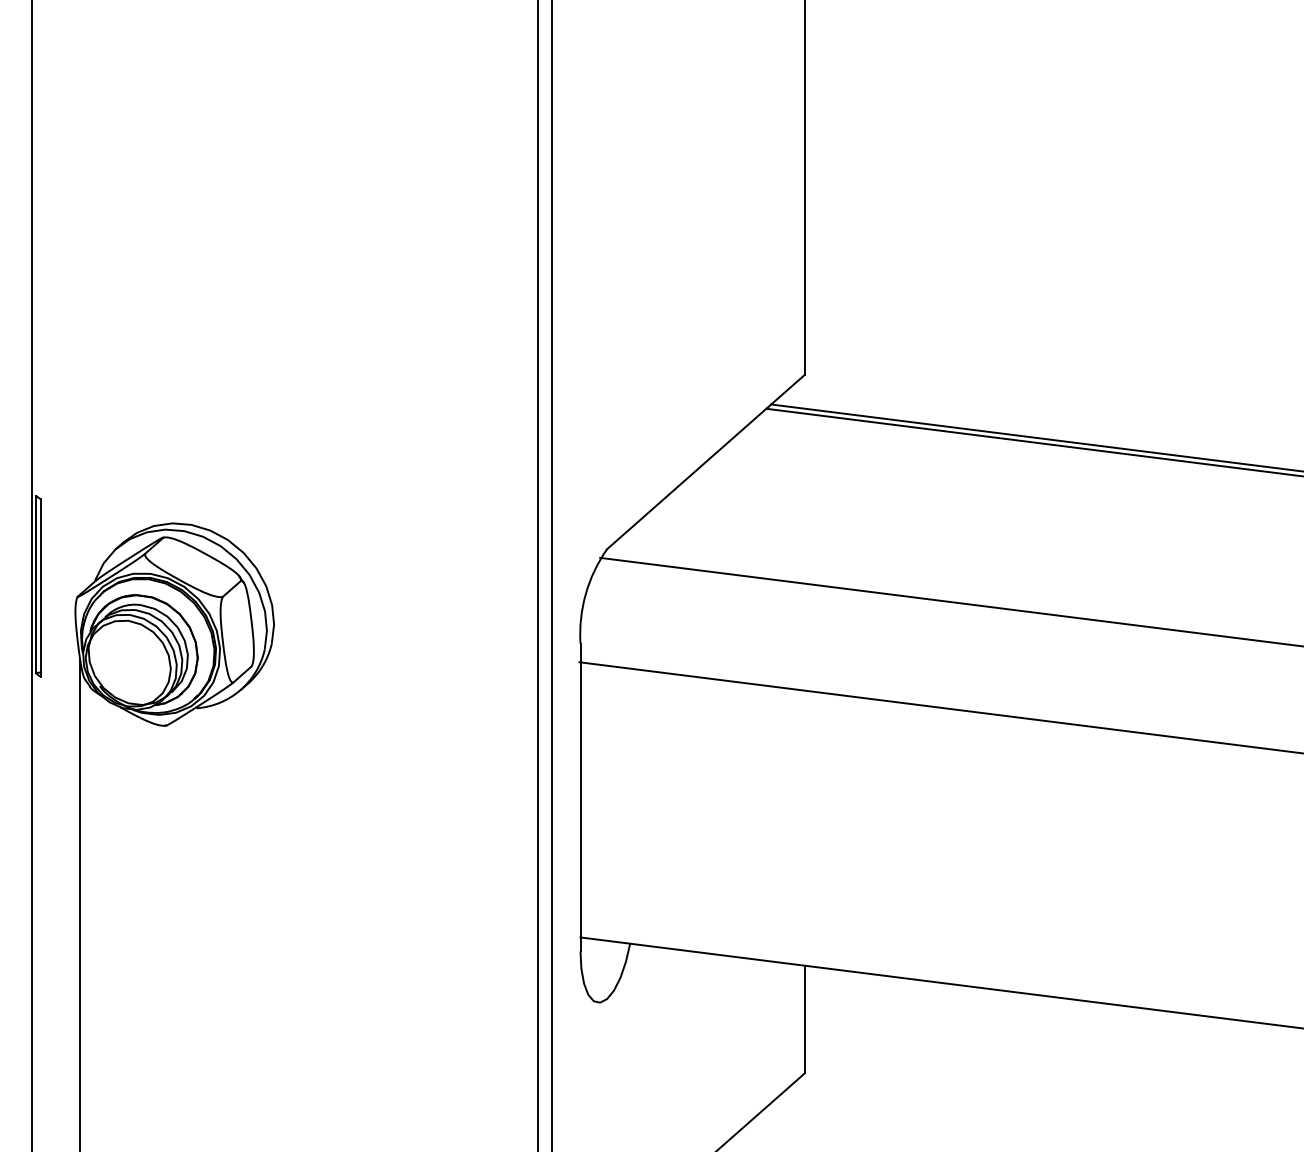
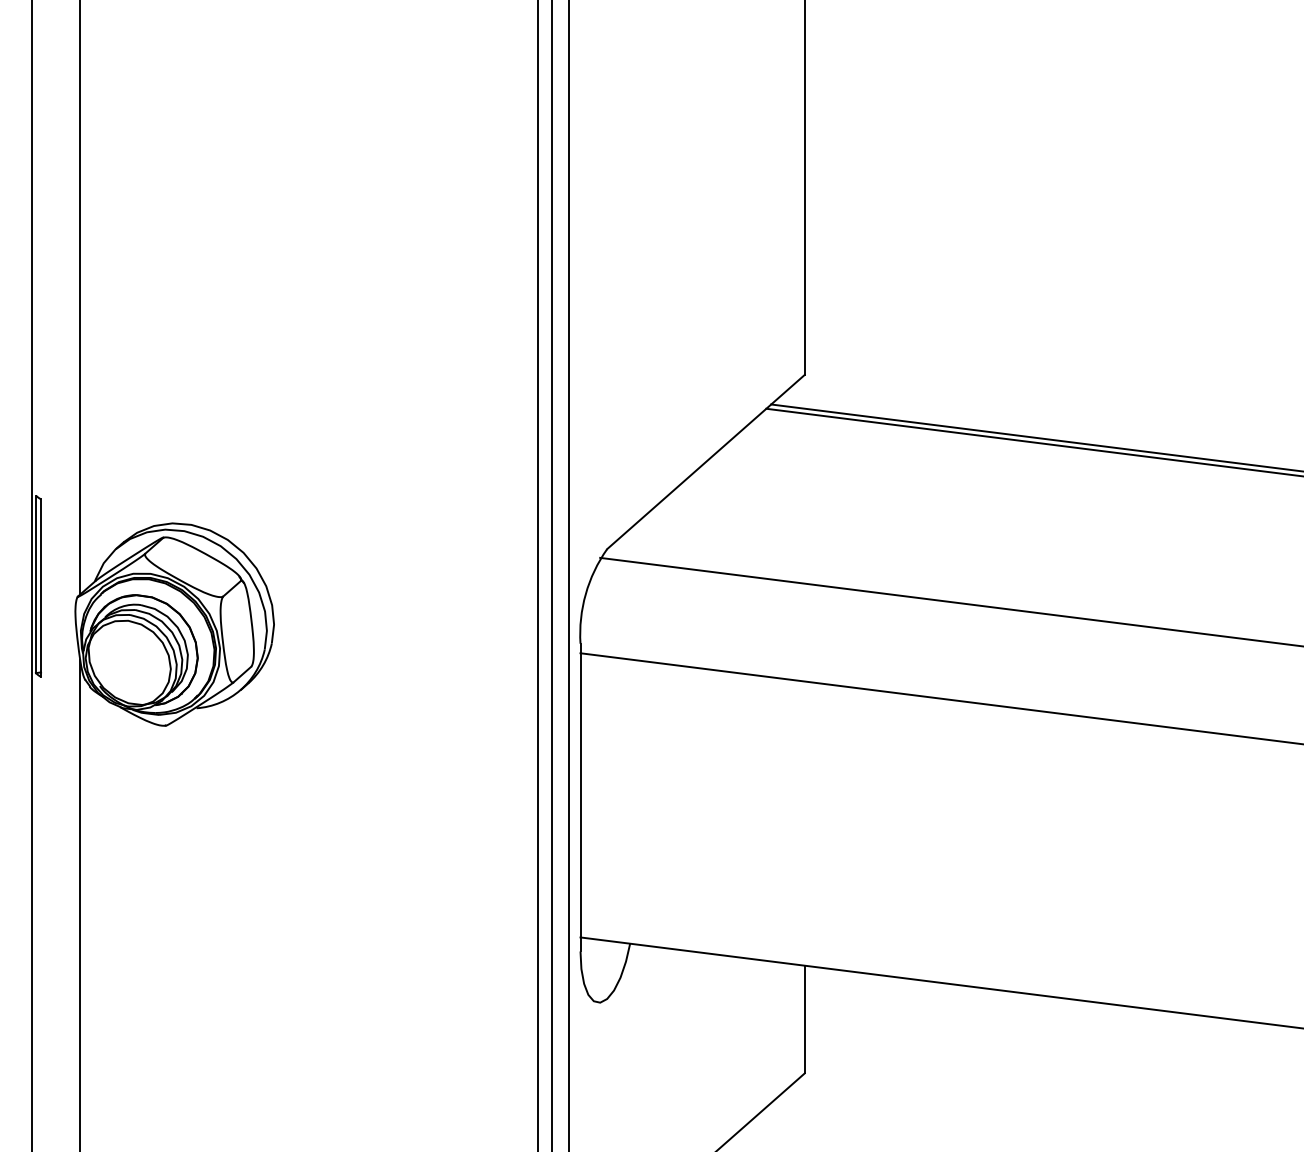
line: none -> present (80, 298)
line: none -> present (569, 575)
line position: (939, 707) -> (940, 698) (940, 698)
